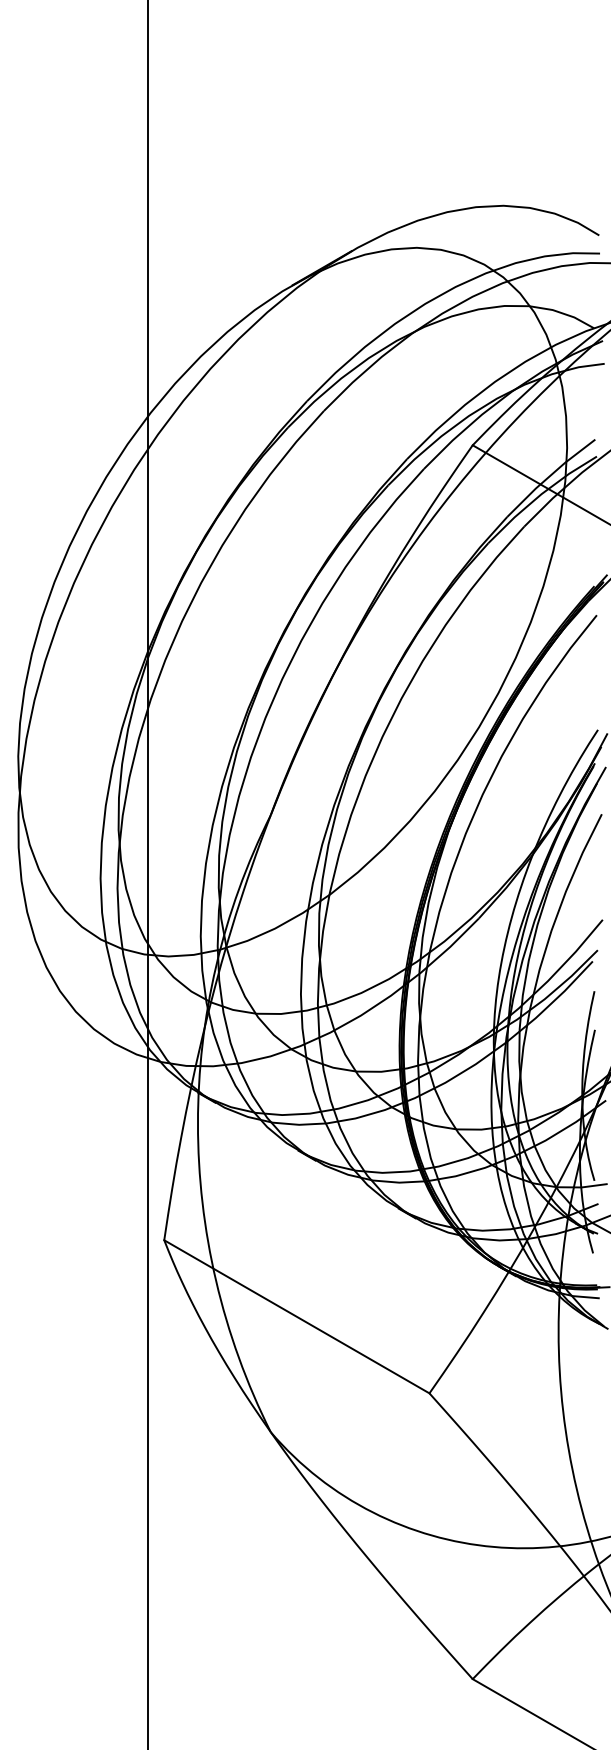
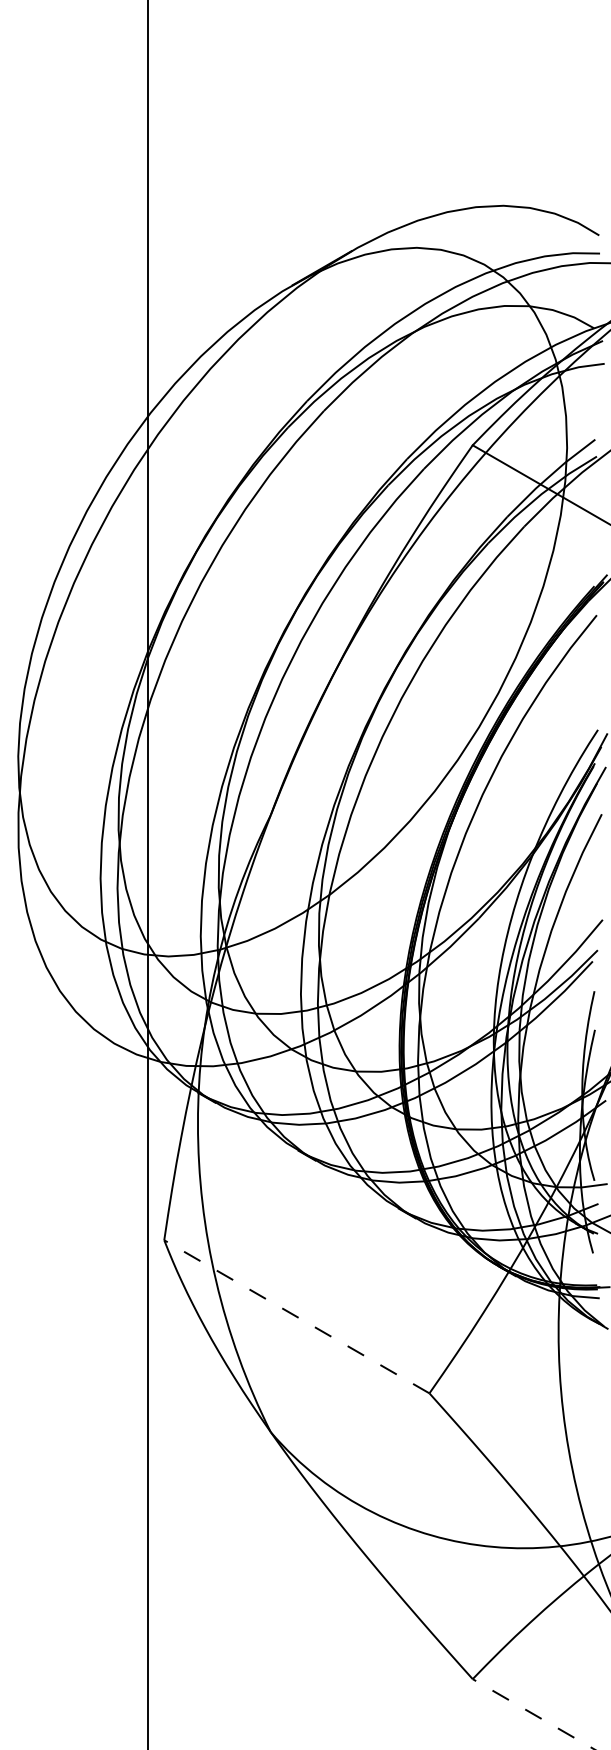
line: solid -> dashed (296, 1316)
line: solid -> dashed (534, 1714)
